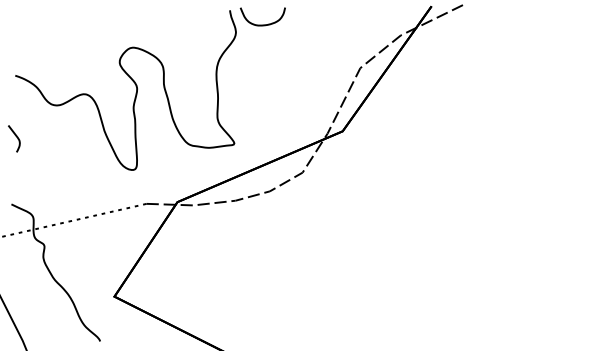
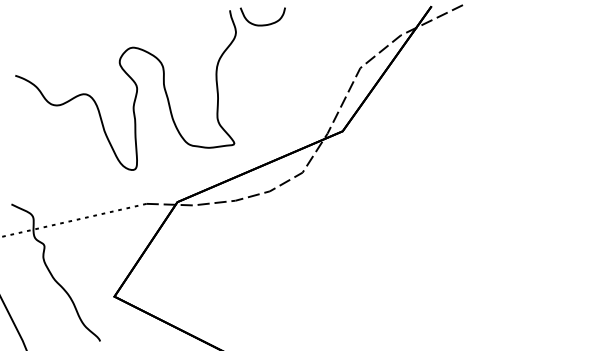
curve: present -> none (15, 136)
